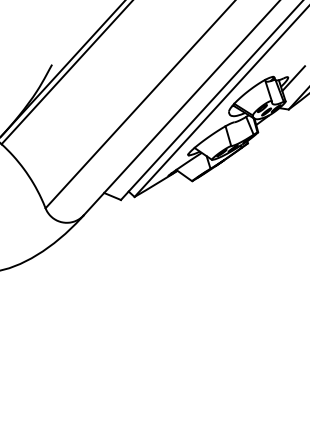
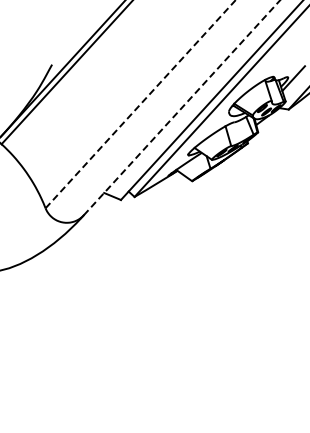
line: solid -> dashed (140, 104)
line: solid -> dashed (182, 107)
